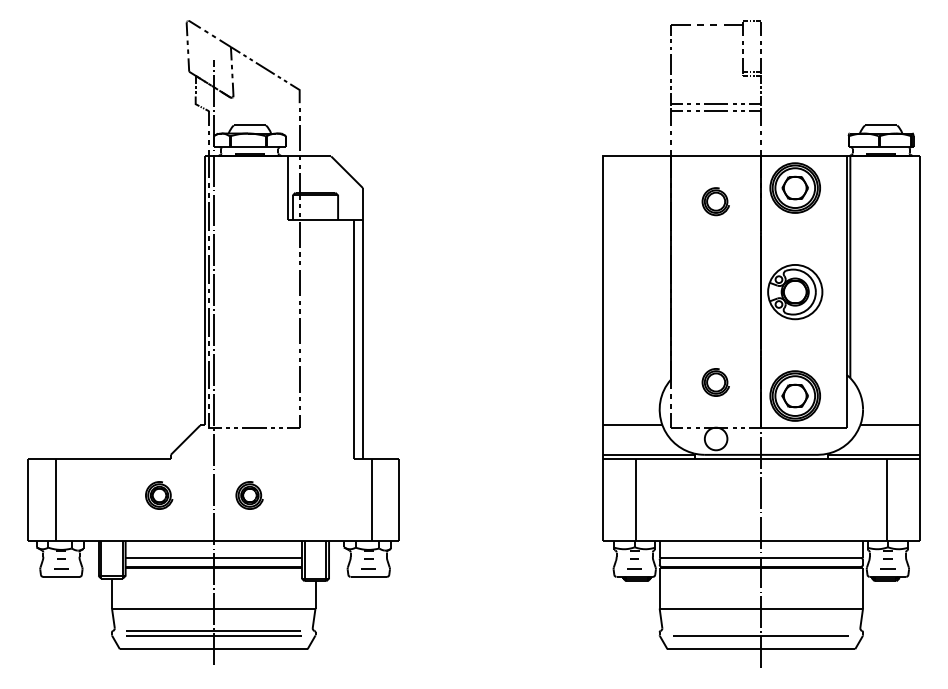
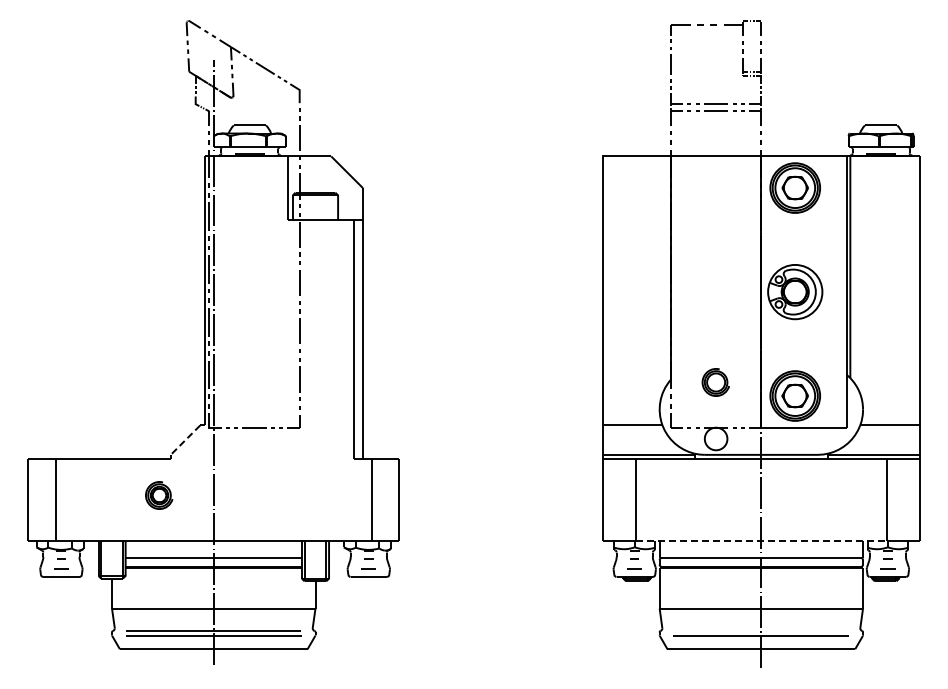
part: present -> none (715, 201)
line: solid -> dashed (185, 440)
part: present -> none (249, 495)
line: solid -> dashed (761, 540)
